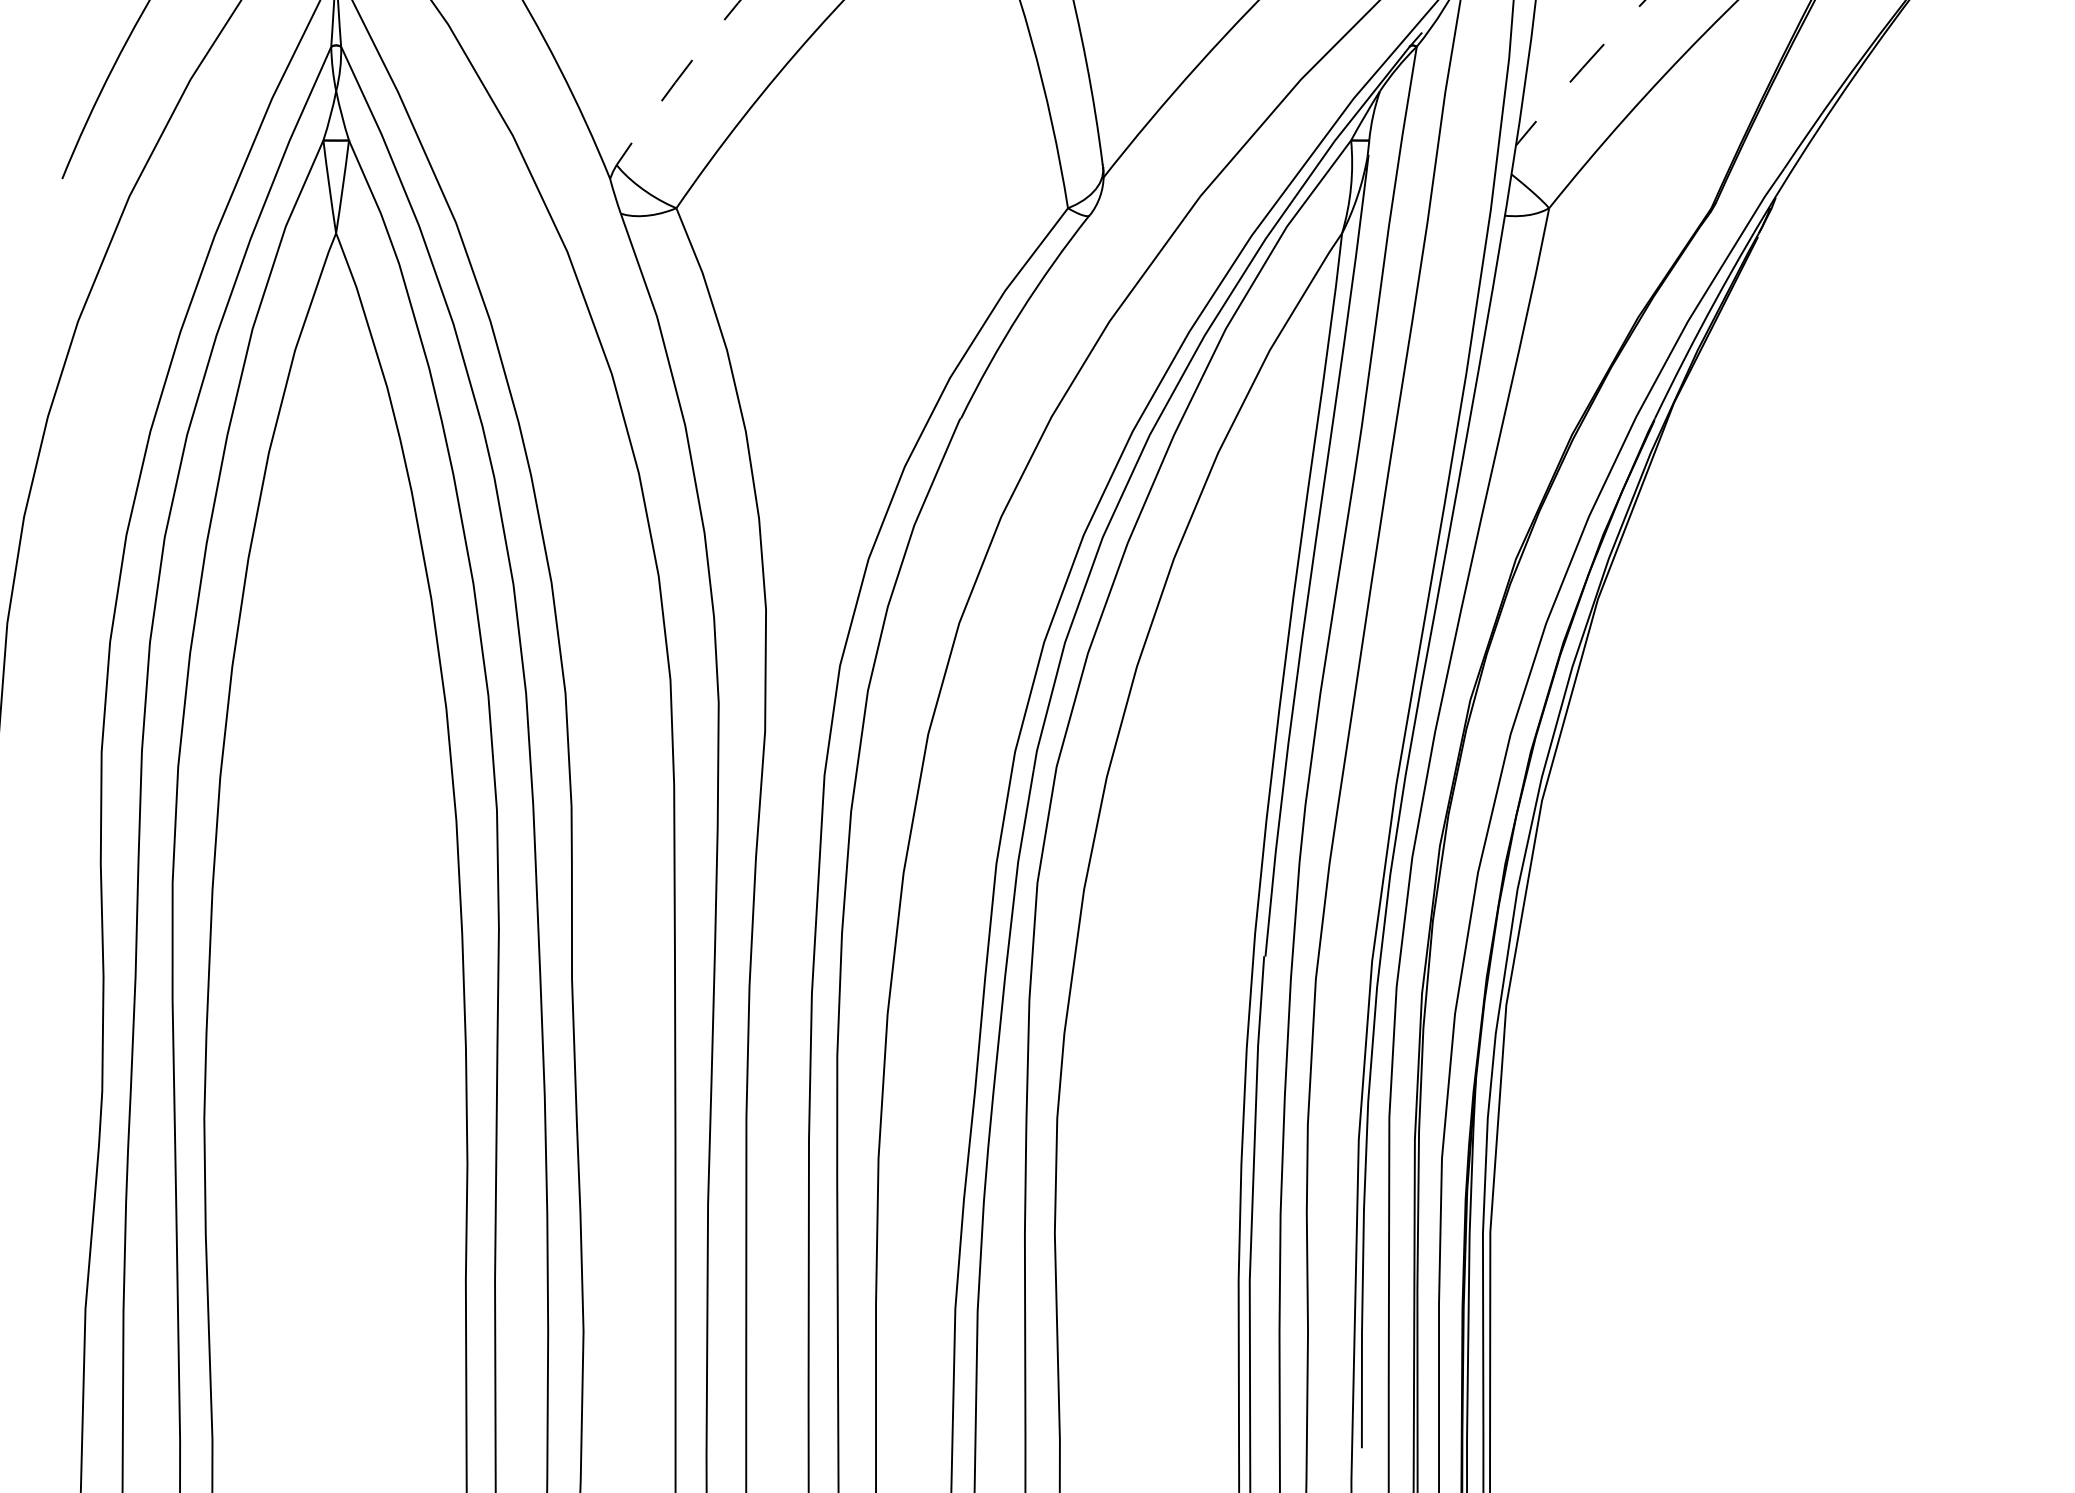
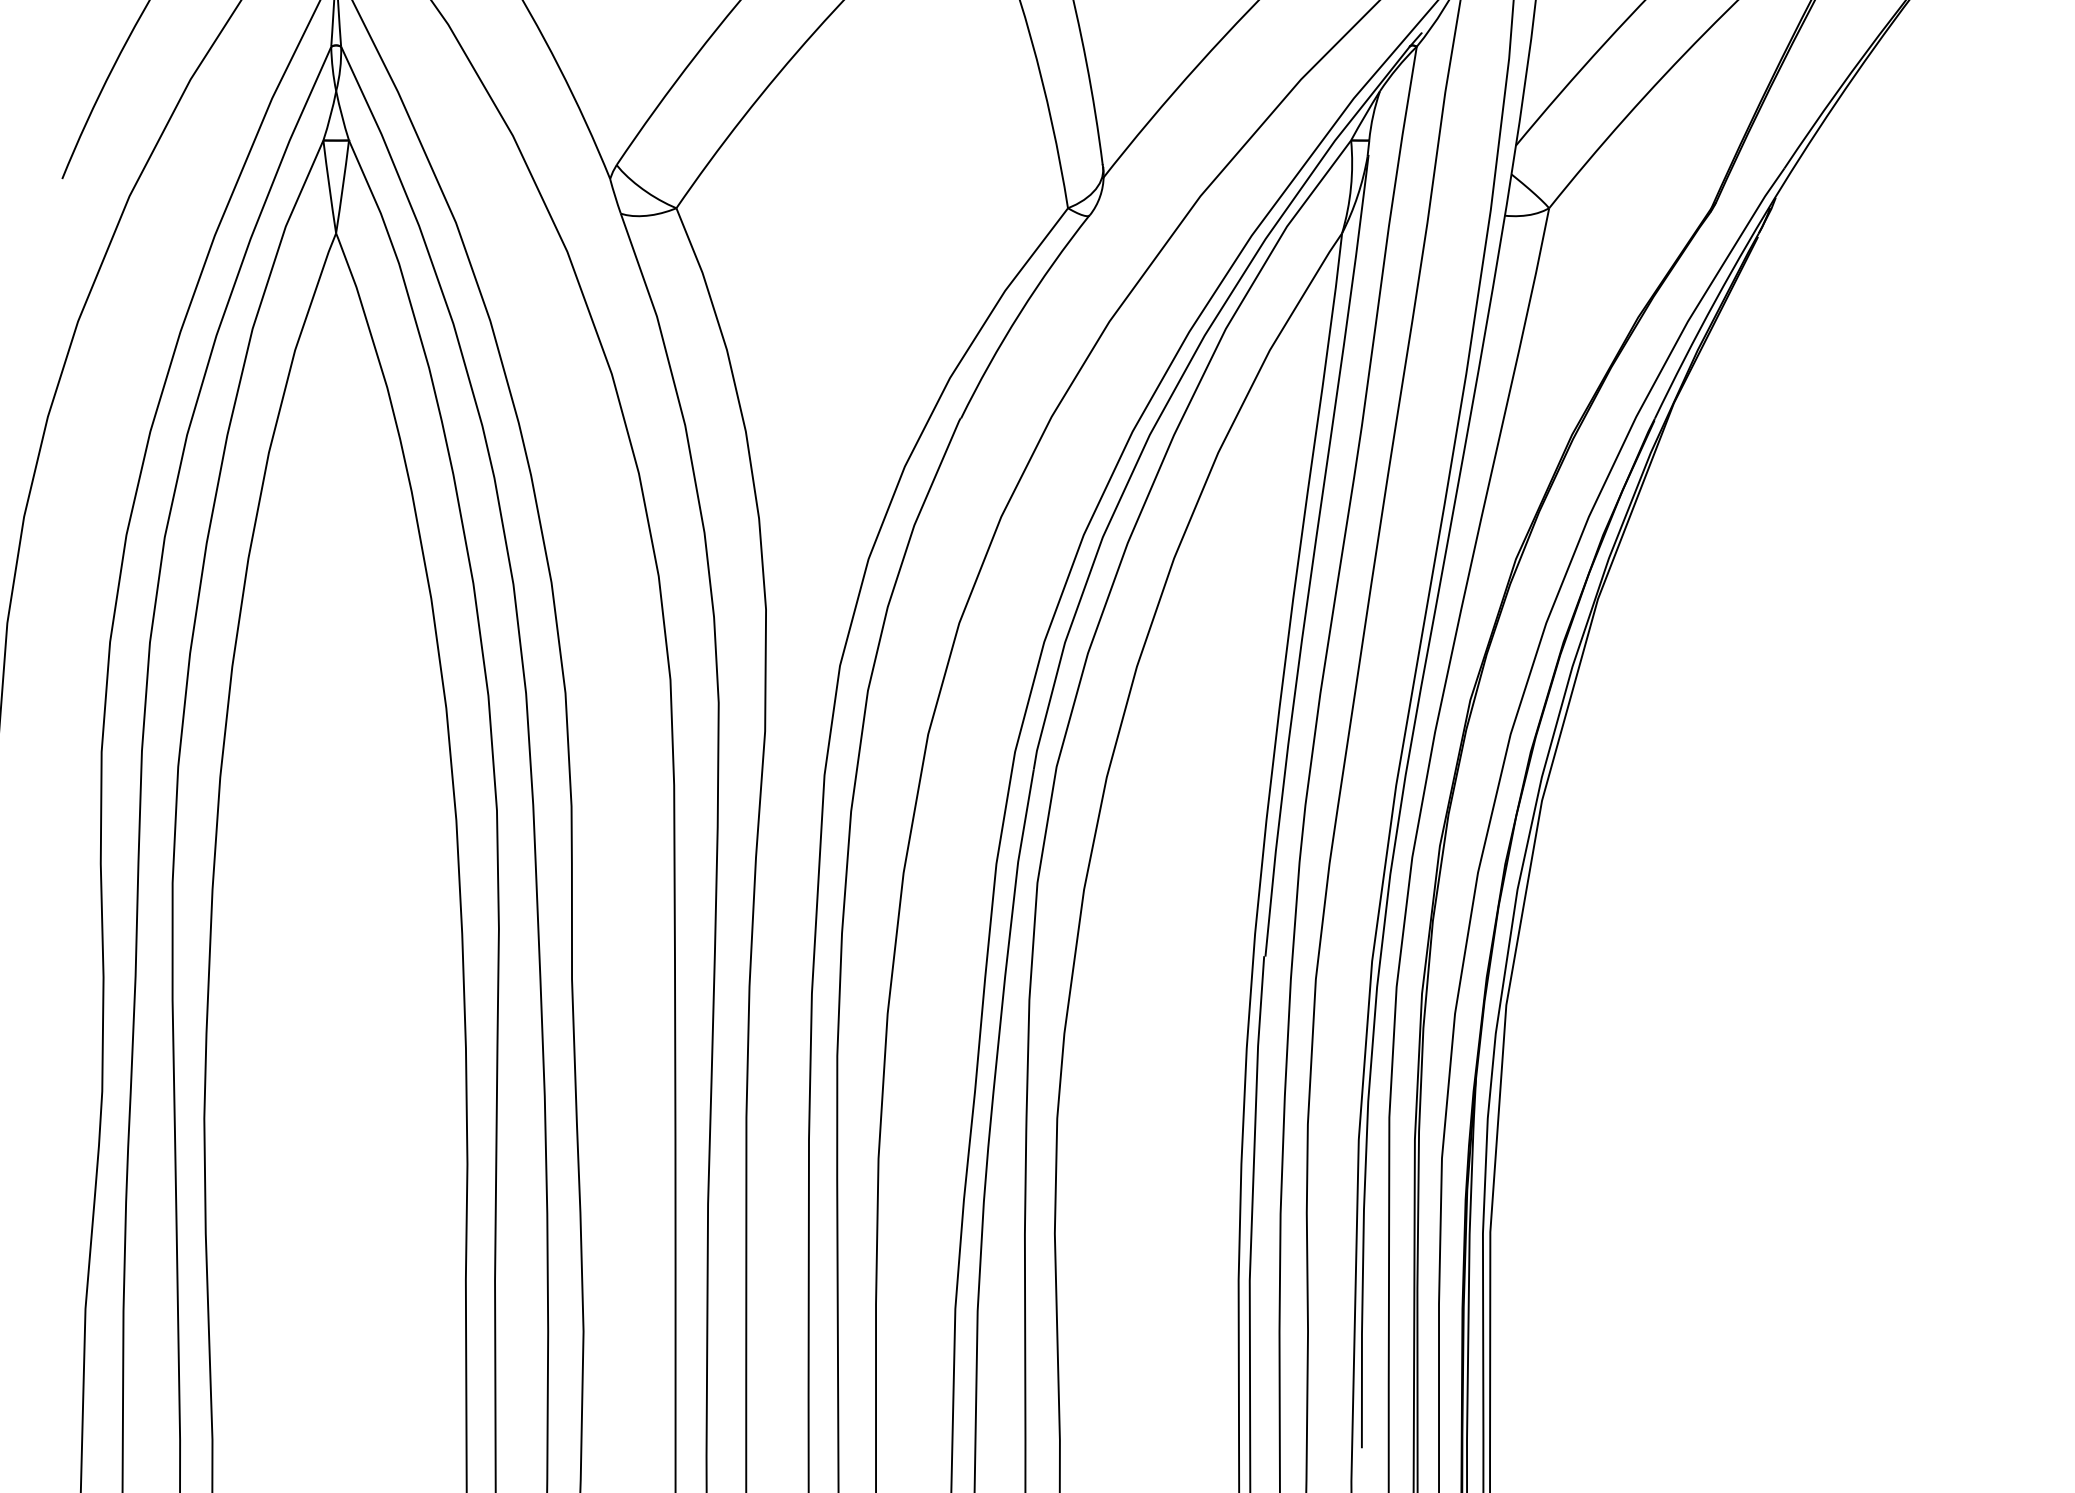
arc: dashed -> solid (1579, 71)
arc: dashed -> solid (676, 80)
